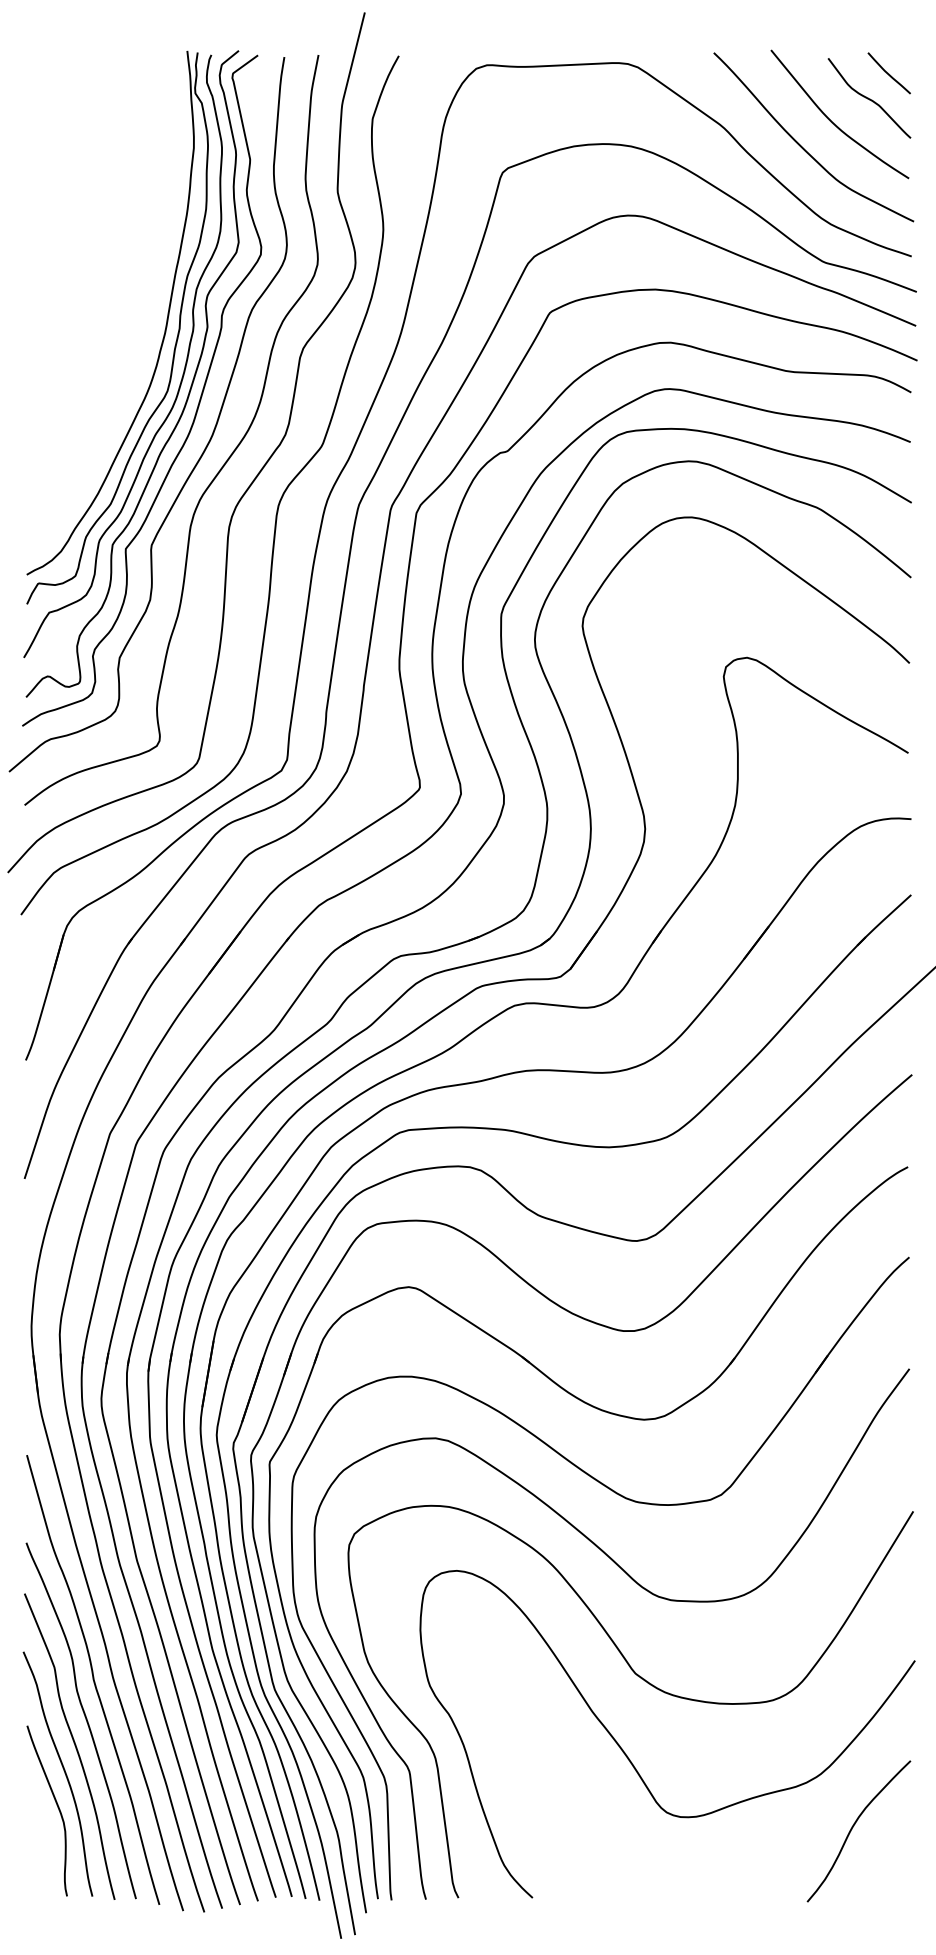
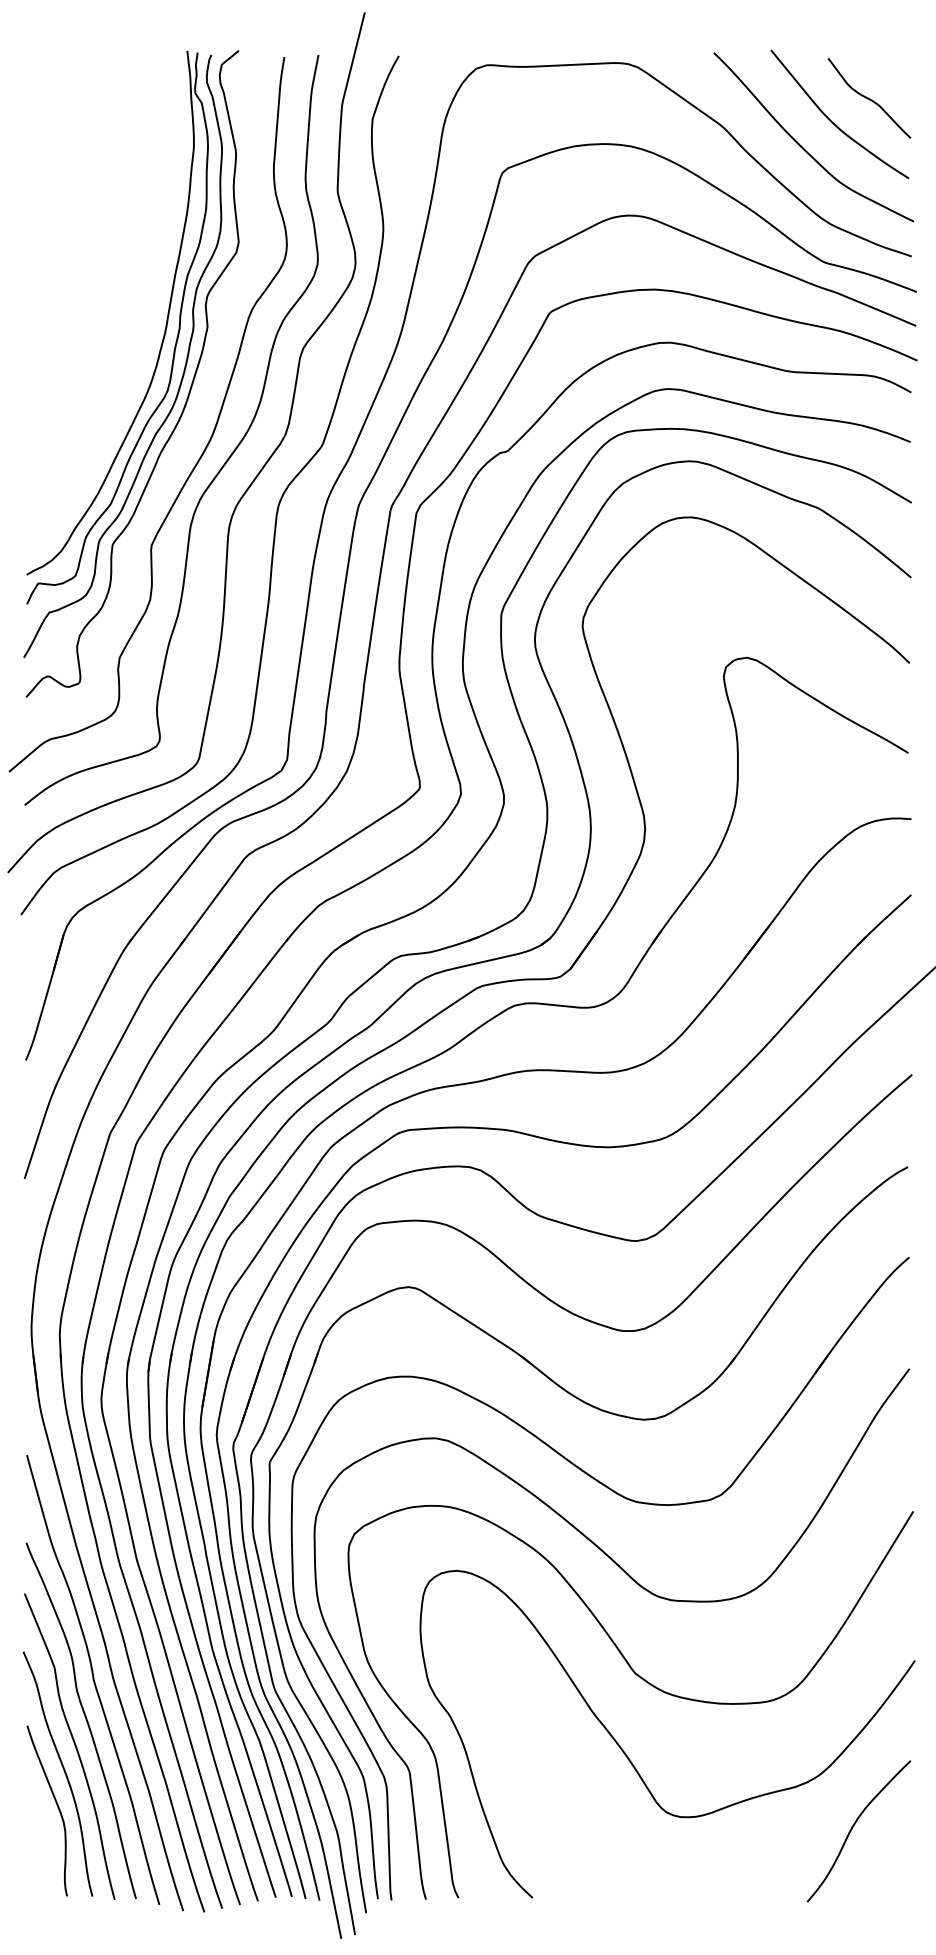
curve: present -> none (888, 73)
curve: present -> none (196, 408)
